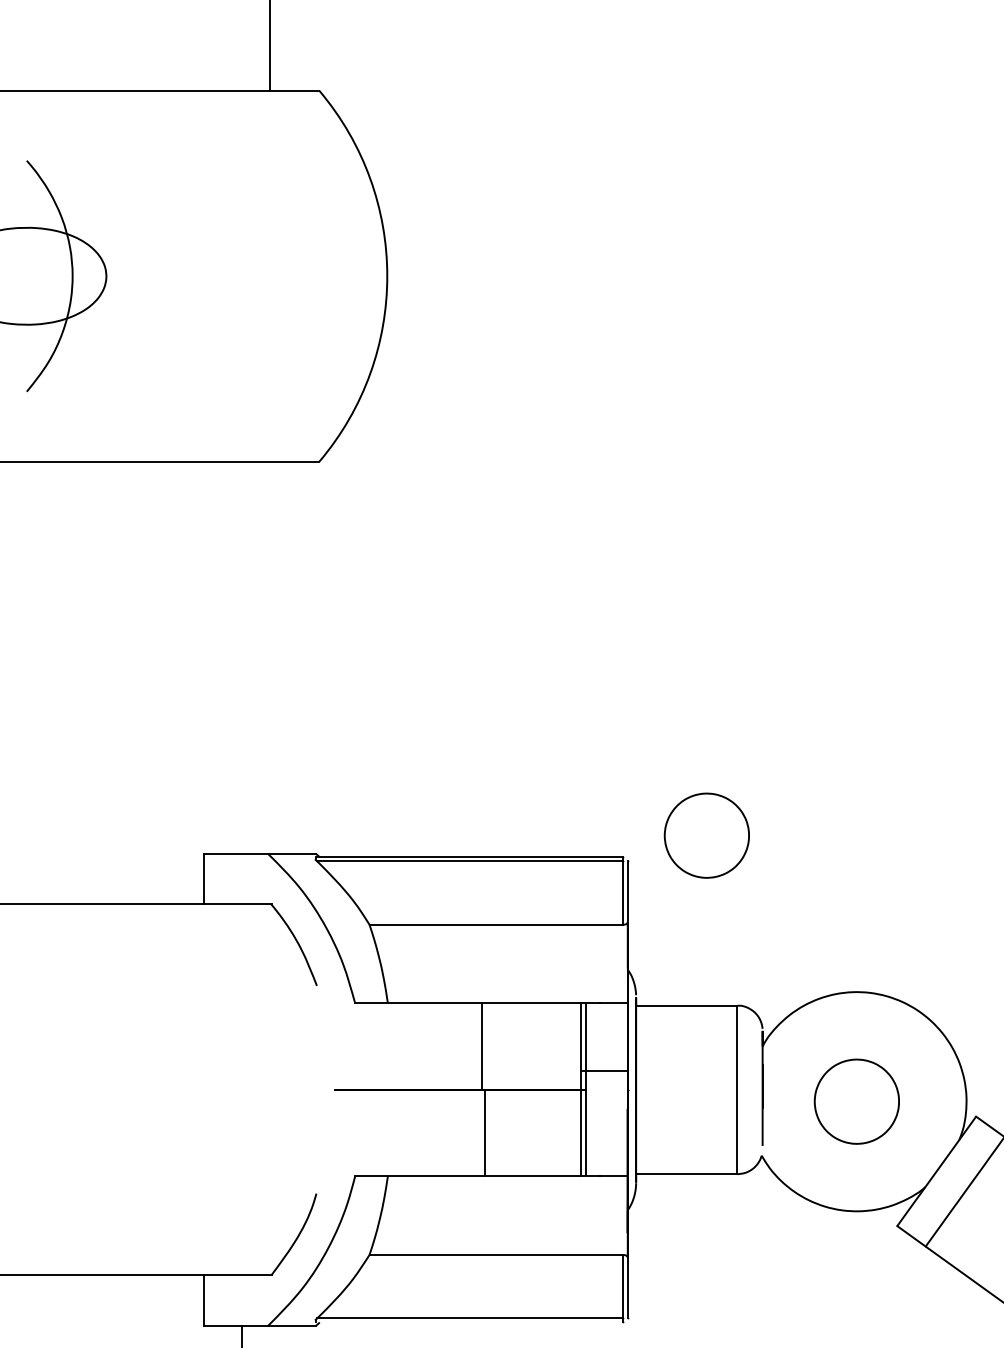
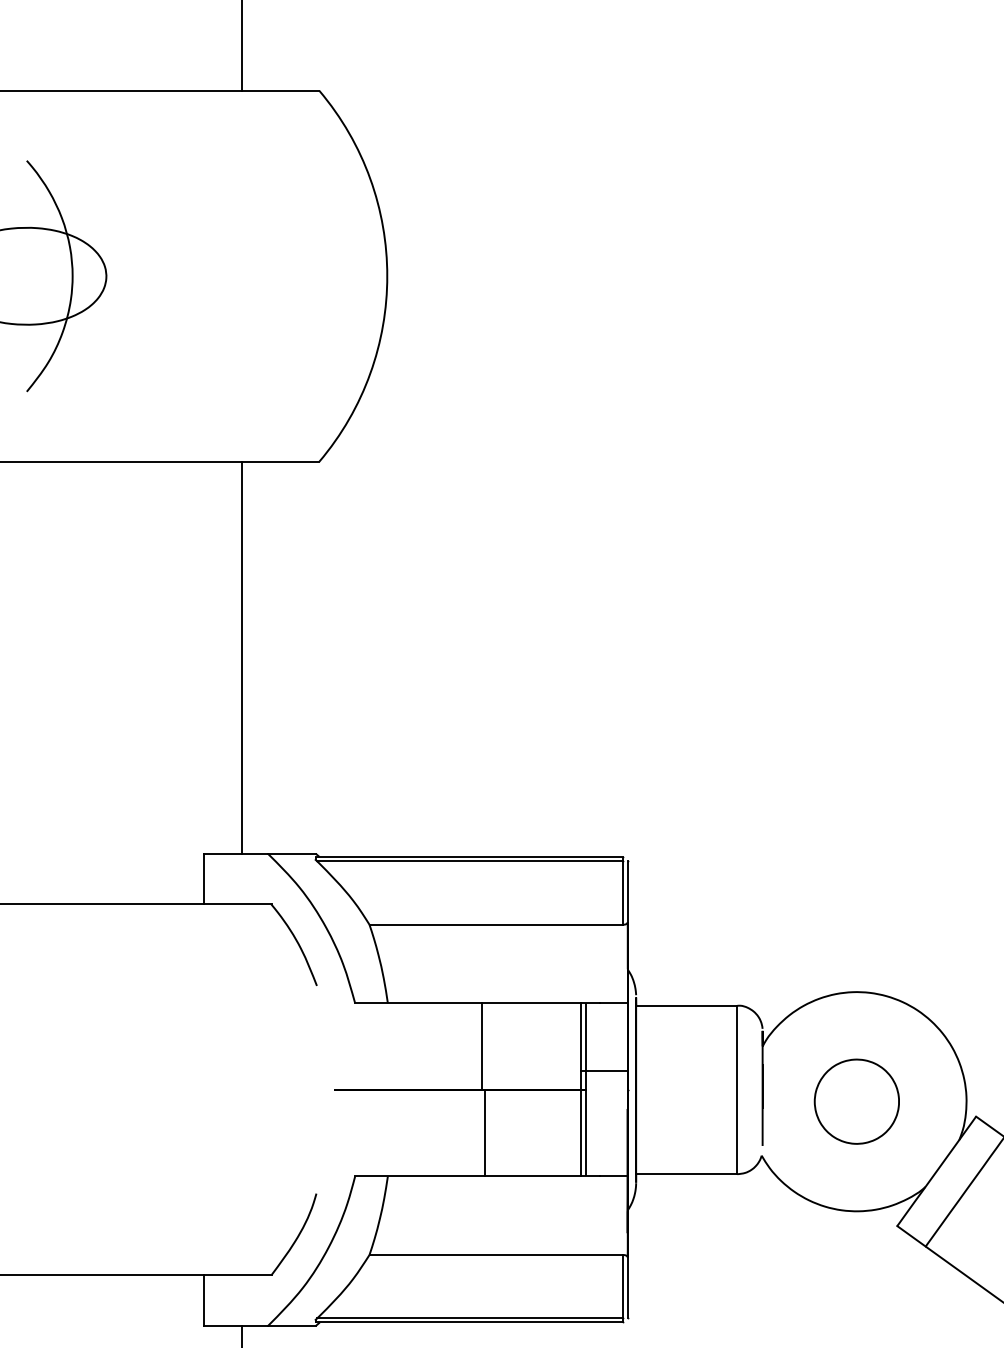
line position: (270, 46) -> (242, 46) (242, 46)
line: none -> present (242, 657)
part: present -> none (706, 835)
line: none -> present (469, 1322)
